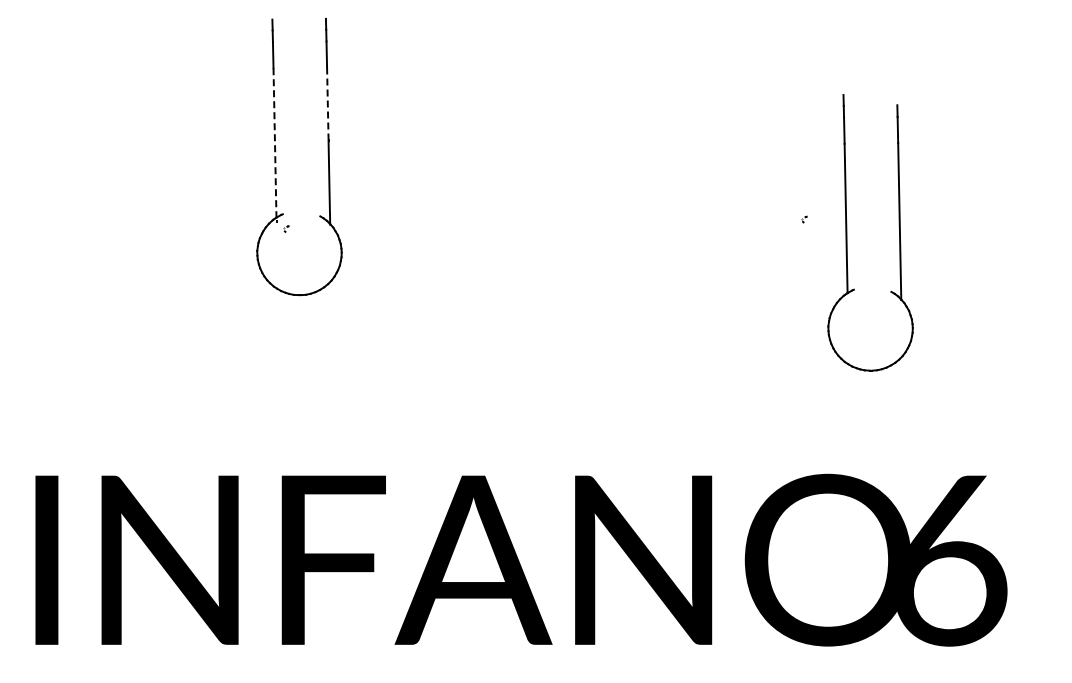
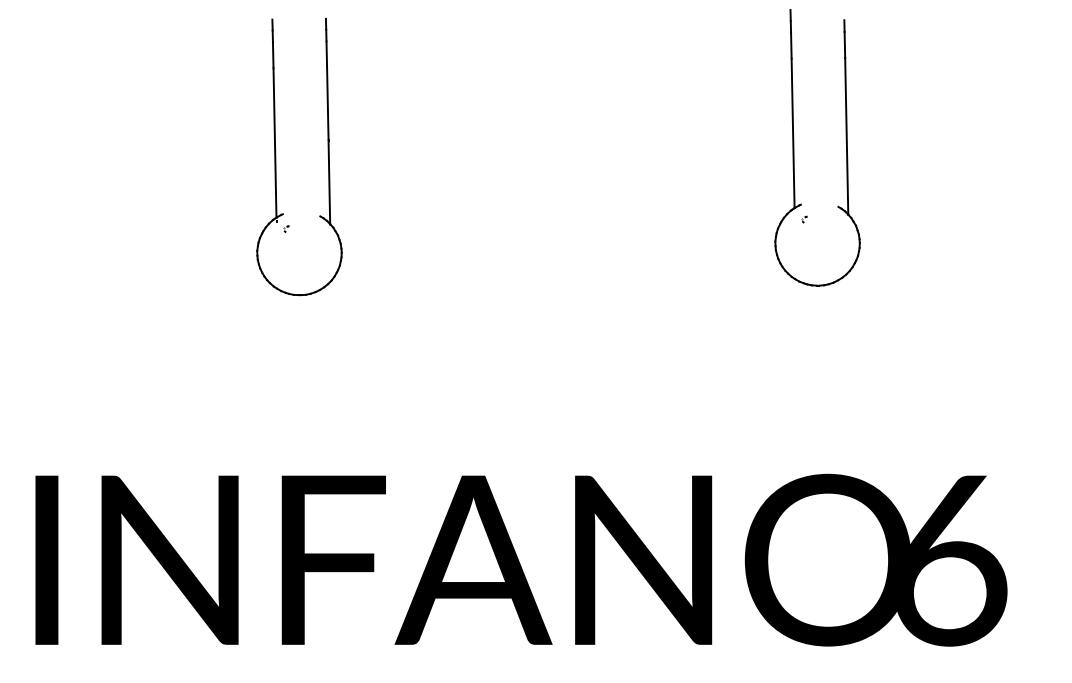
line: dashed -> solid (327, 104)
line: dashed -> solid (275, 142)
part position: (847, 232) -> (794, 147) (794, 147)
